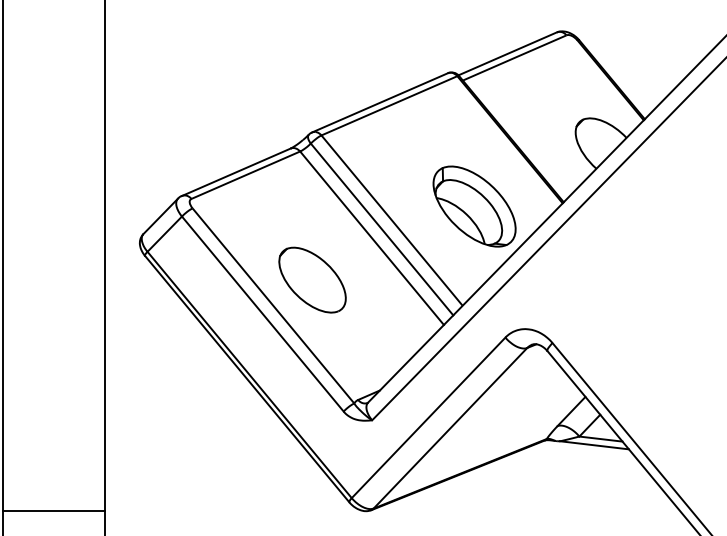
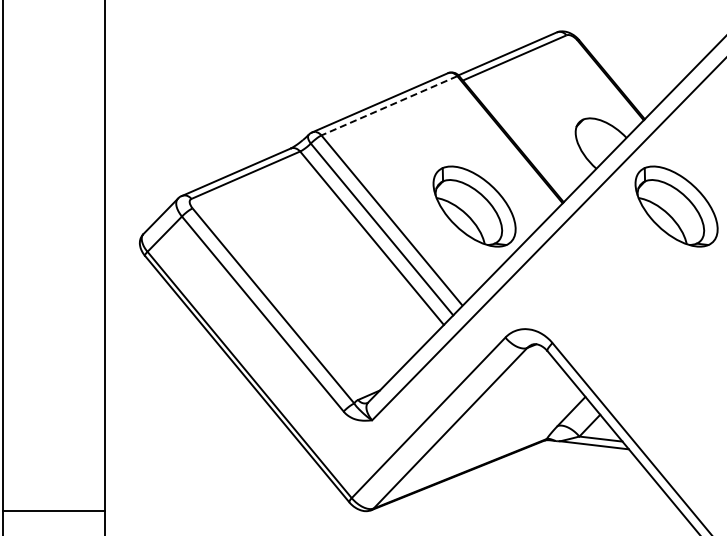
line: solid -> dashed (388, 106)
part: none -> present (676, 206)
part: present -> none (312, 279)
